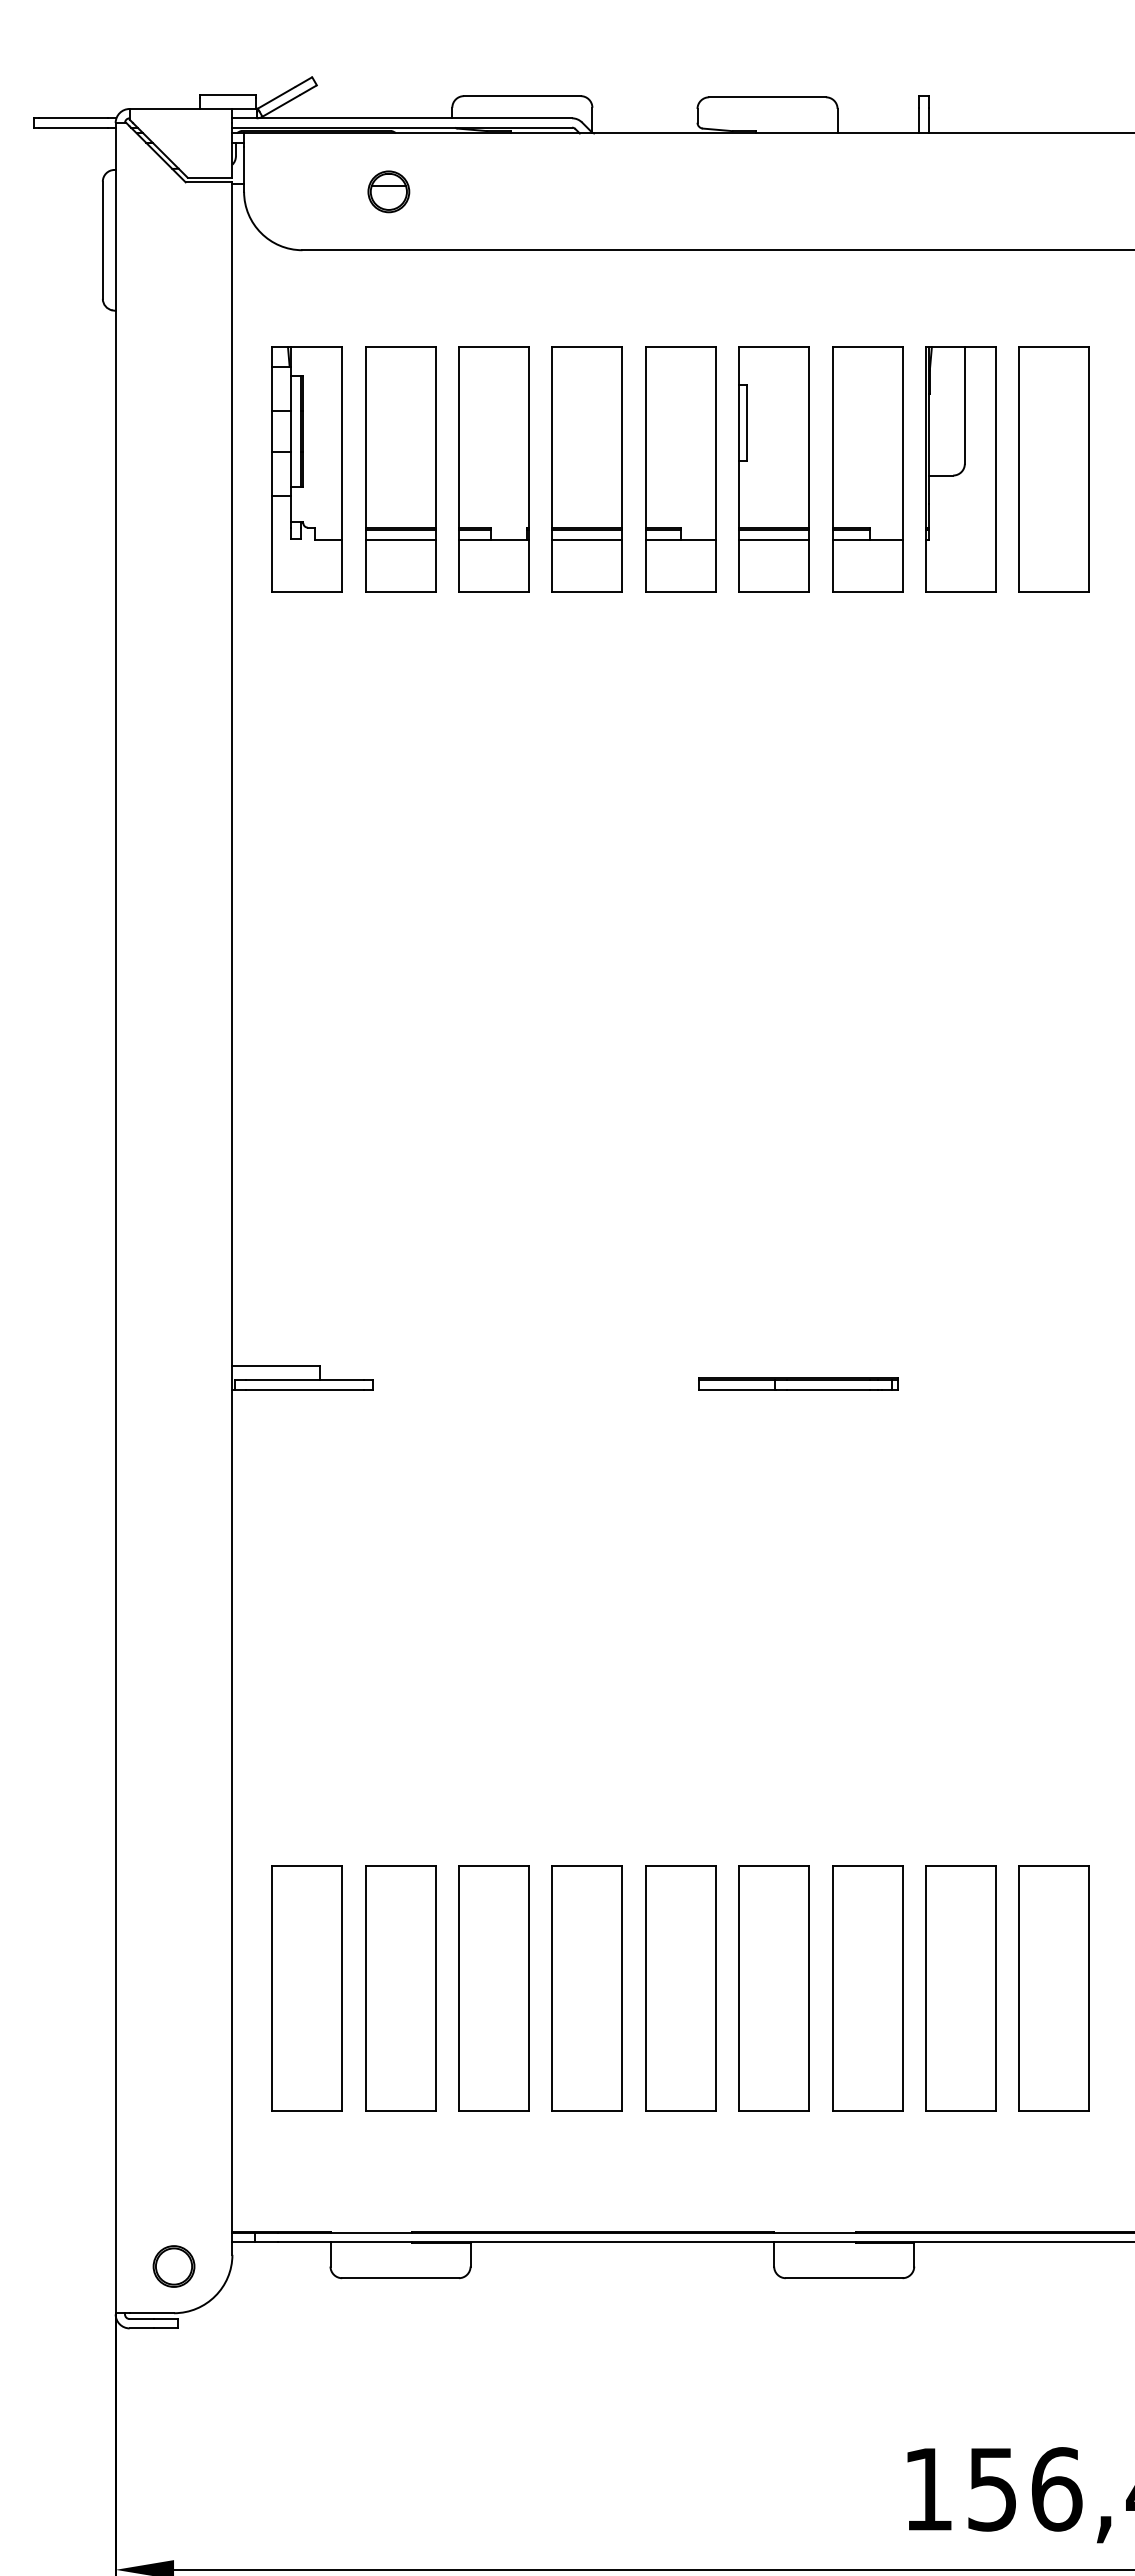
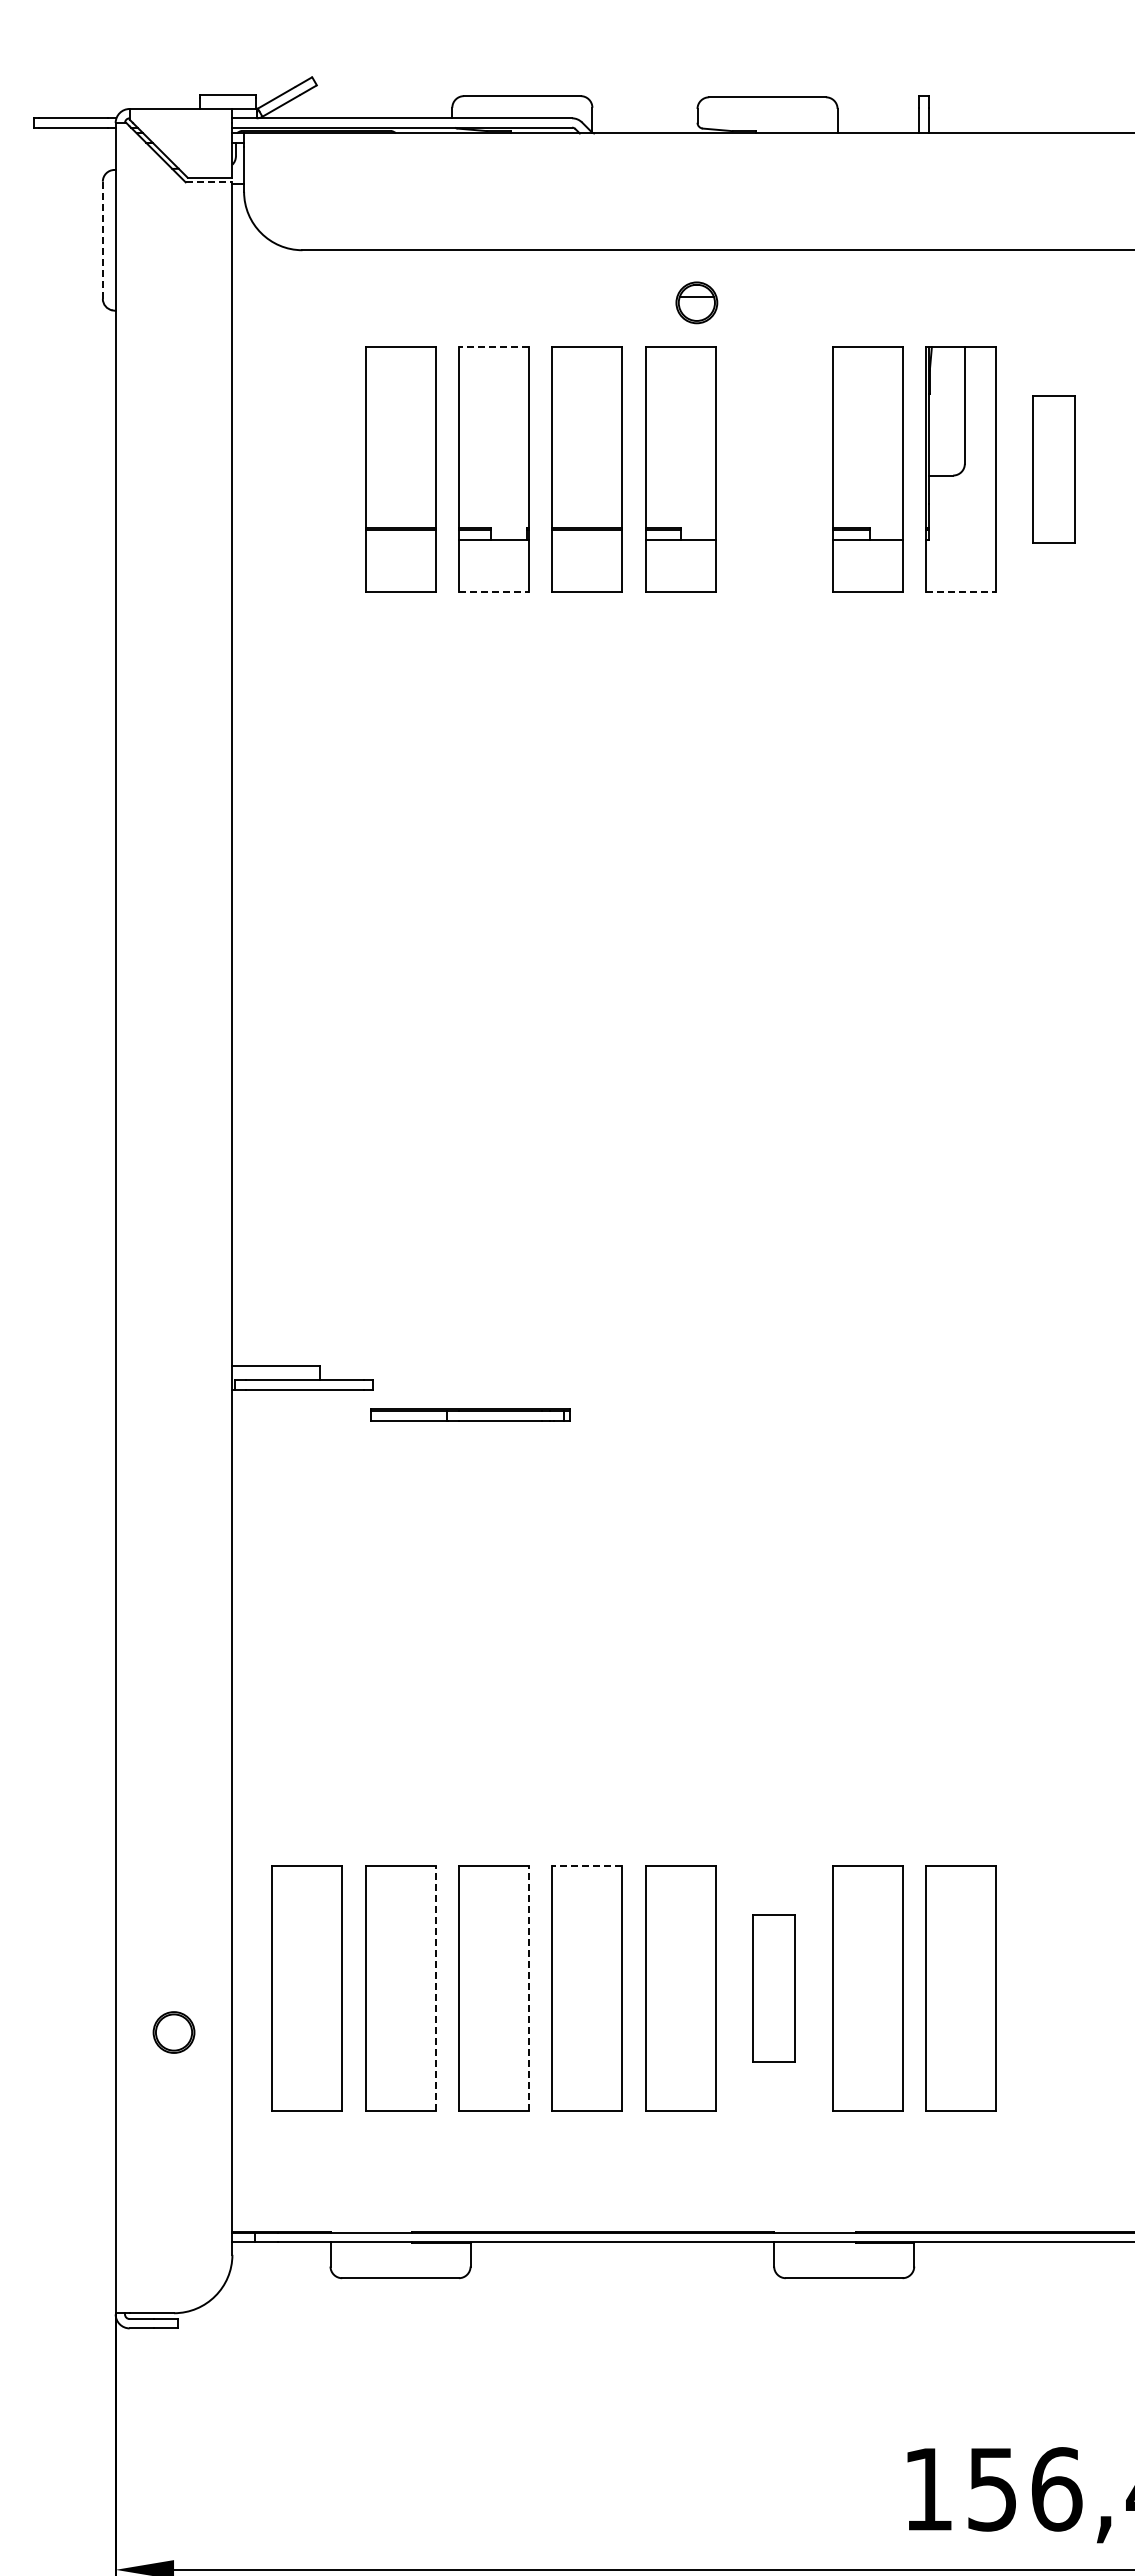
line: solid -> dashed (209, 182)
part position: (388, 191) -> (696, 302) (696, 302)
line: solid -> dashed (102, 240)
line: solid -> dashed (493, 347)
part: present -> none (306, 469)
part: present -> none (773, 469)
part size: 72x247 px -> 44x149 px (1053, 469)
line: present -> none (400, 539)
line: present -> none (587, 539)
line: solid -> dashed (494, 592)
line: solid -> dashed (961, 592)
part position: (798, 1383) -> (470, 1414) (470, 1414)
line: solid -> dashed (586, 1866)
line: solid -> dashed (435, 1988)
line: solid -> dashed (528, 1988)
part size: 72x247 px -> 44x149 px (773, 1988)
part: present -> none (1053, 1988)
part position: (173, 2266) -> (173, 2032) (173, 2032)
